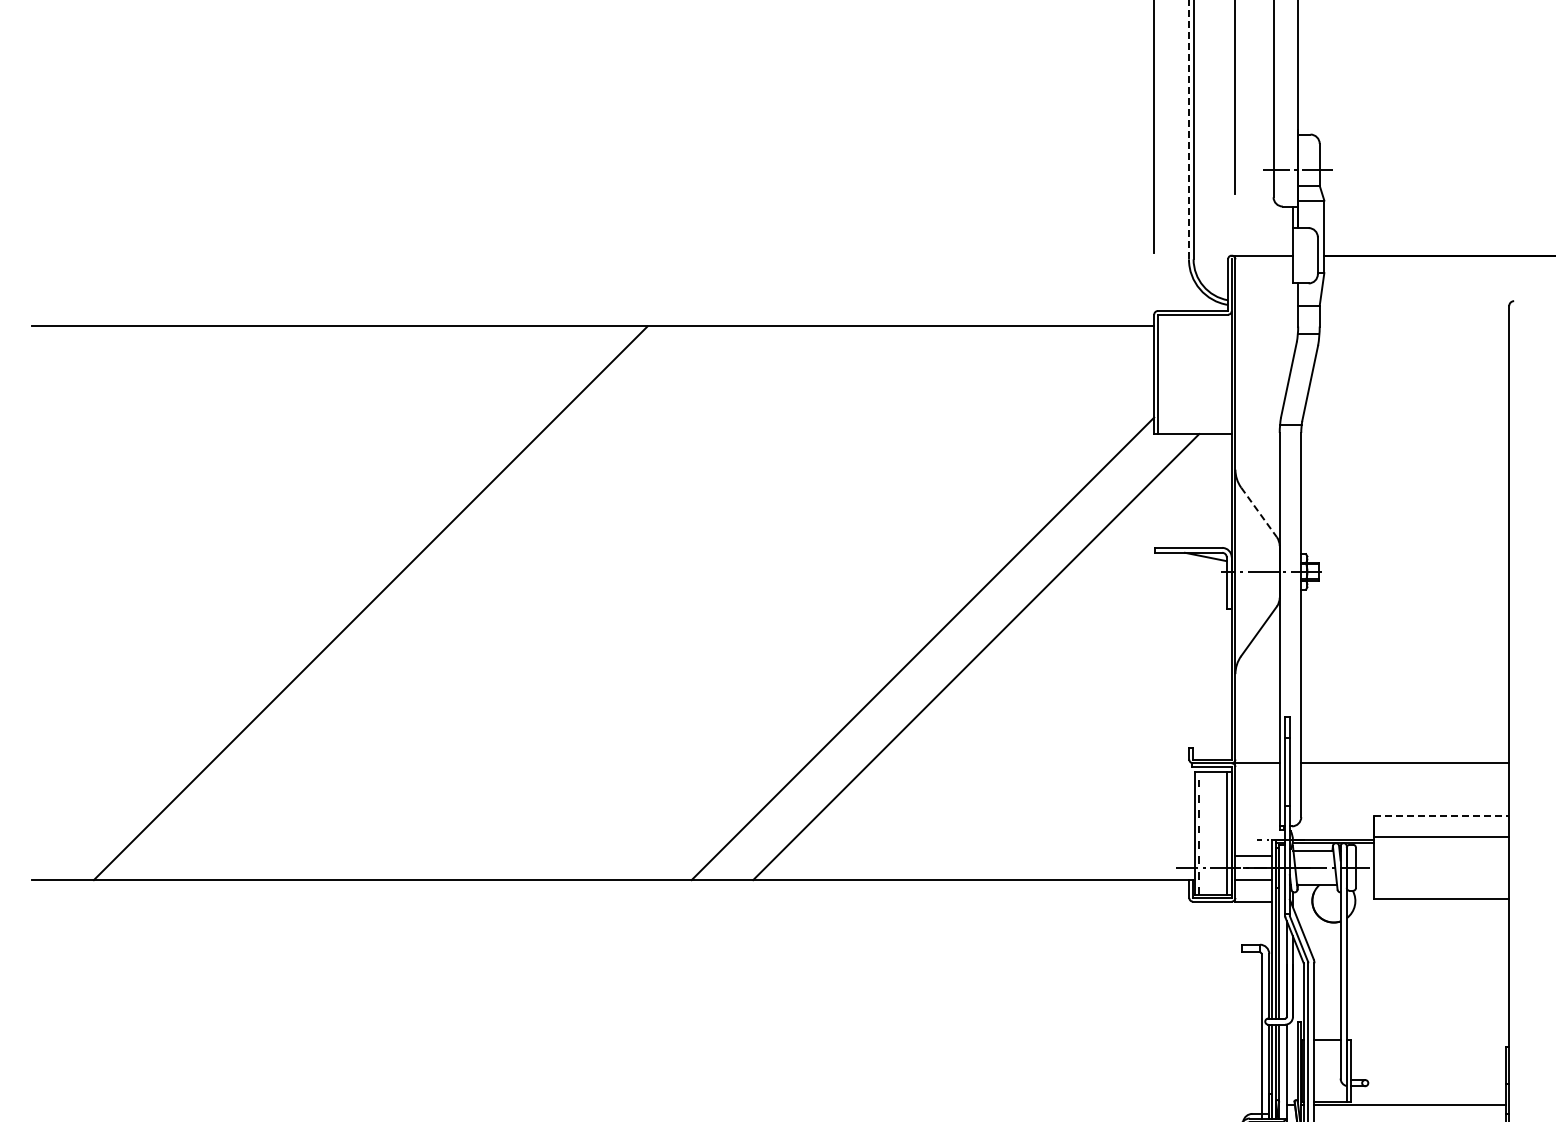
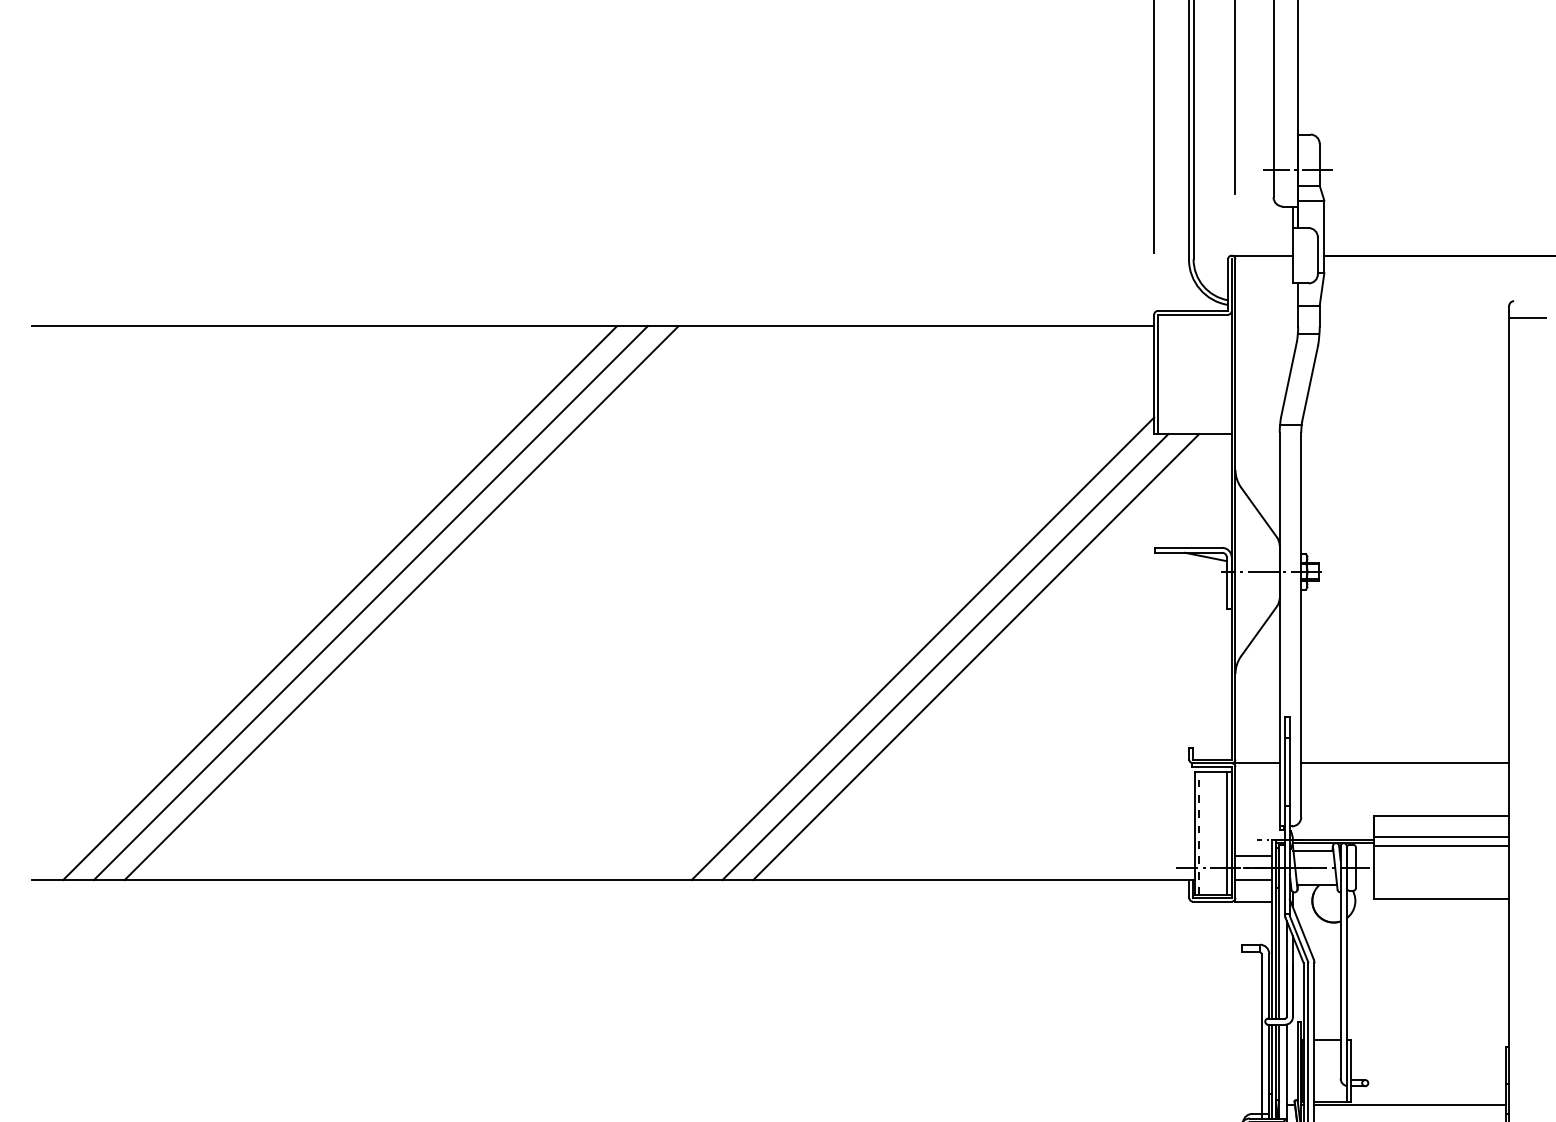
line: dashed -> solid (1188, 129)
line: none -> present (1527, 318)
line: dashed -> solid (1259, 512)
line: none -> present (339, 603)
line: none -> present (401, 603)
line: none -> present (945, 657)
line: dashed -> solid (1441, 815)
line: none -> present (1441, 845)
